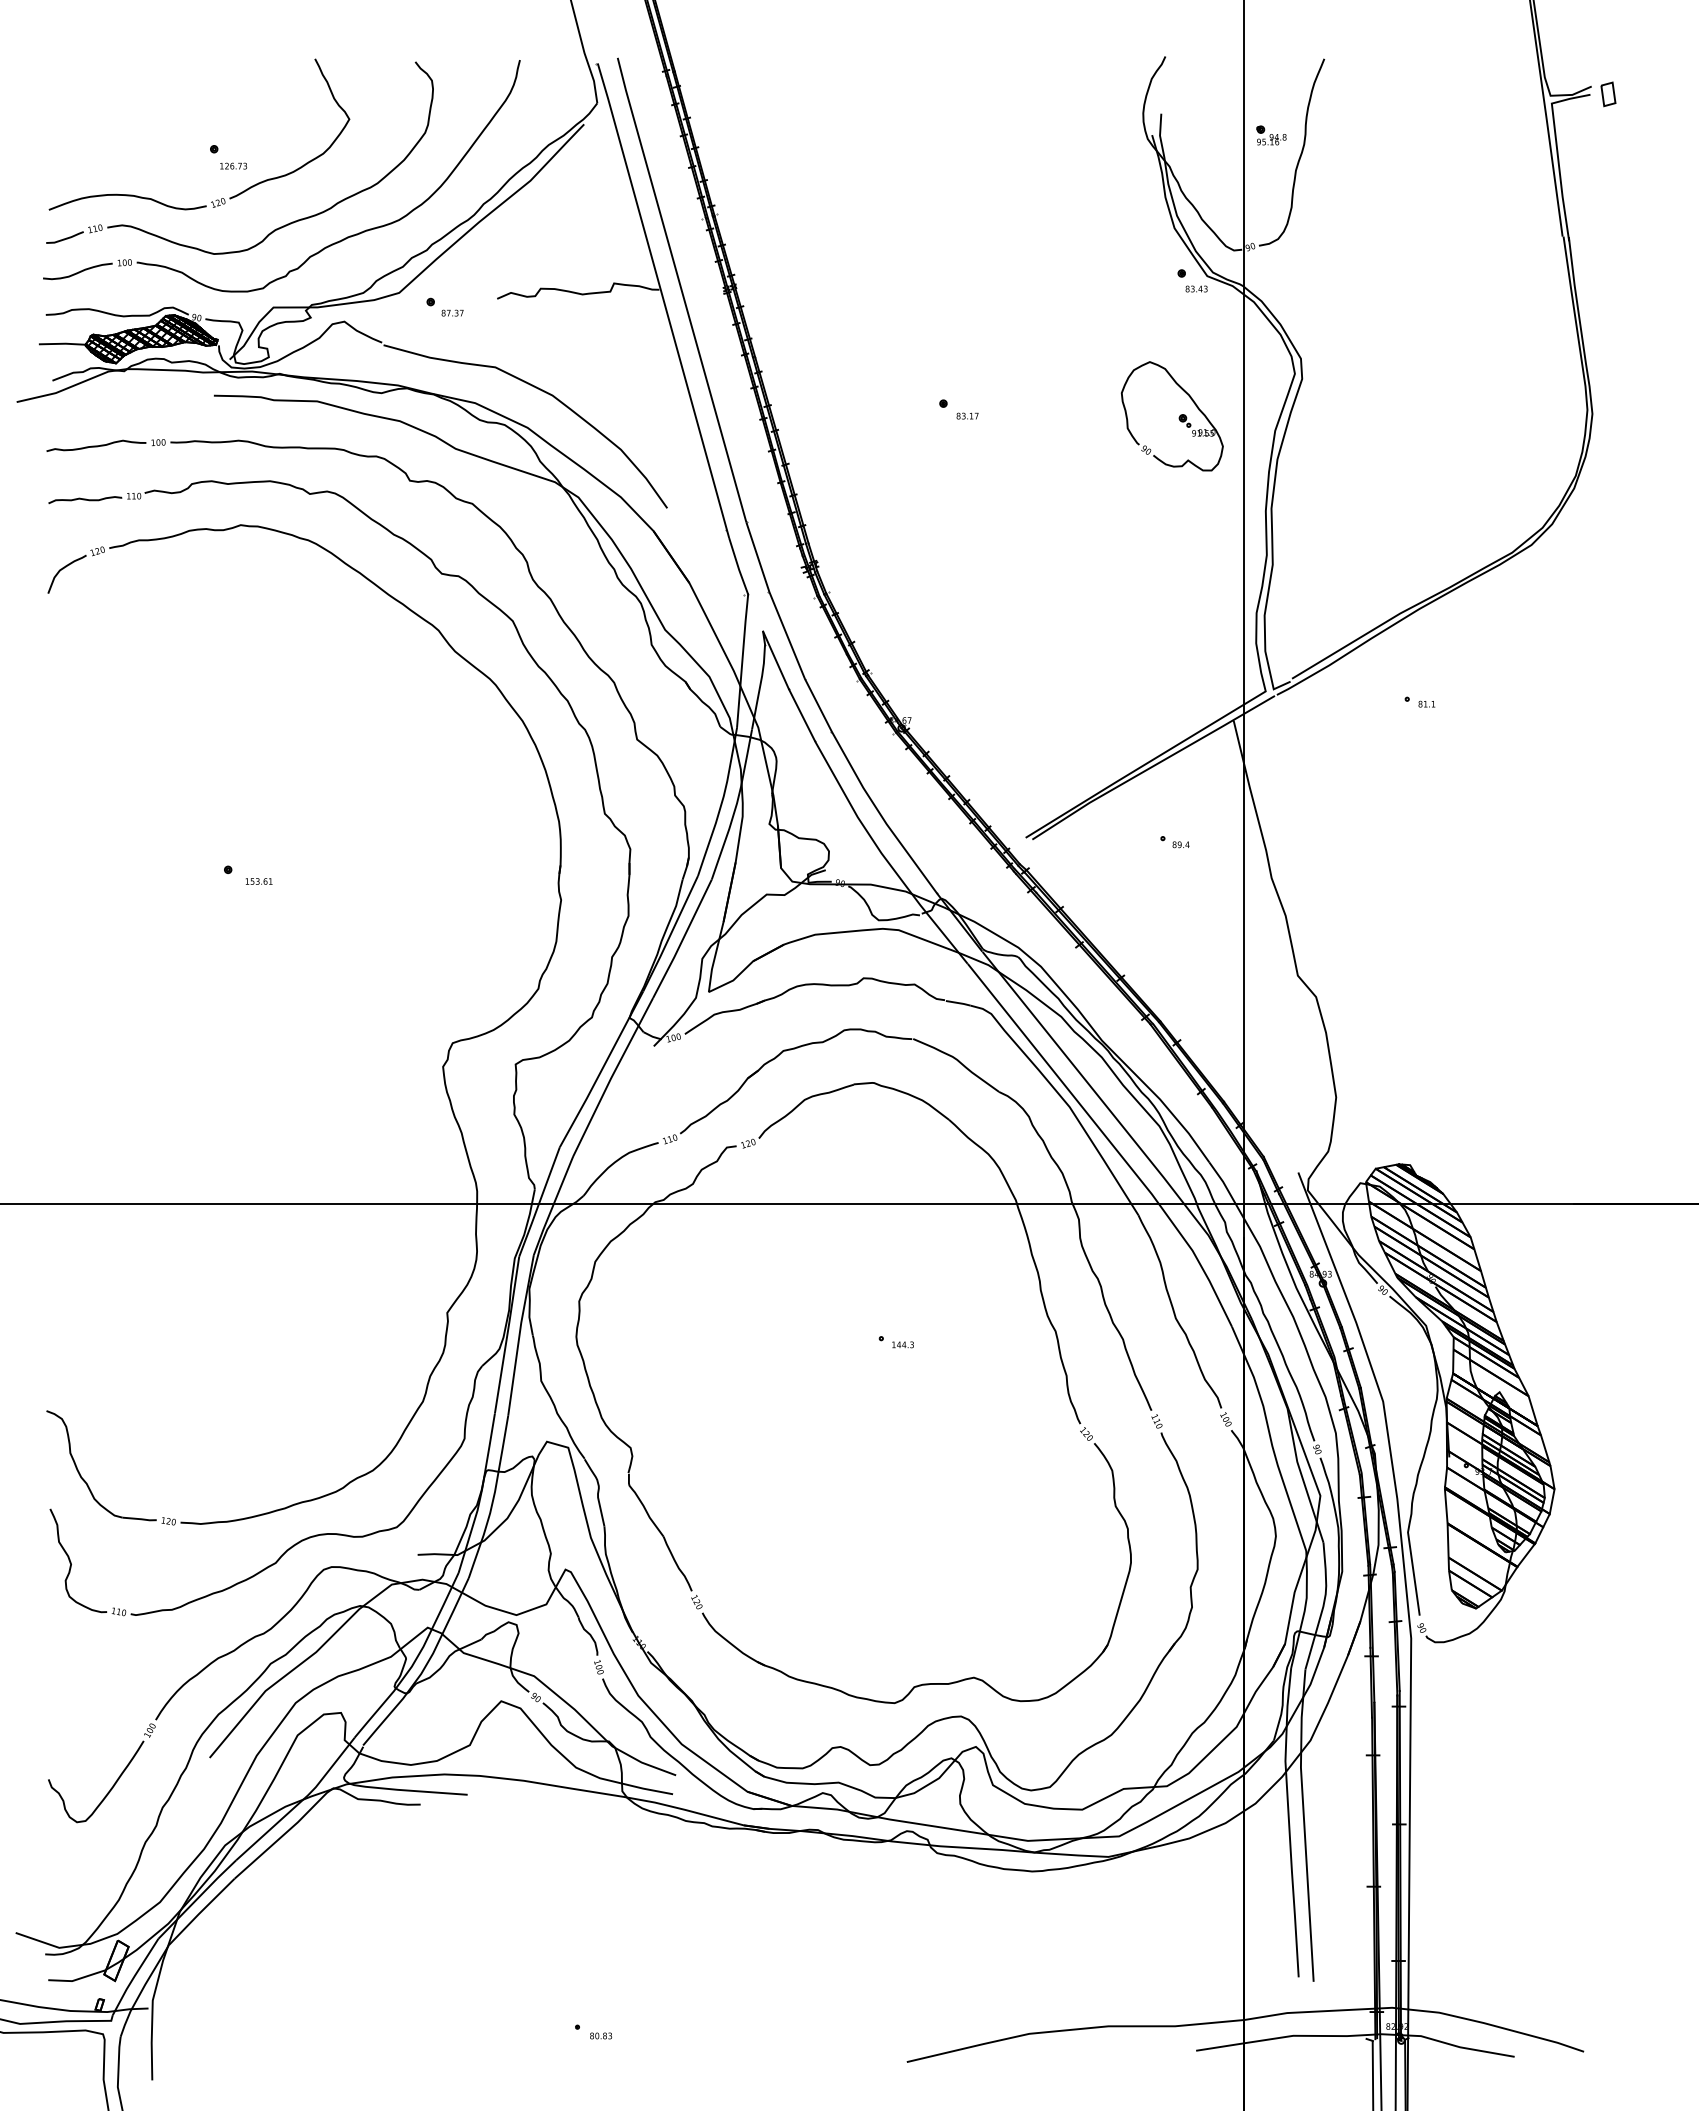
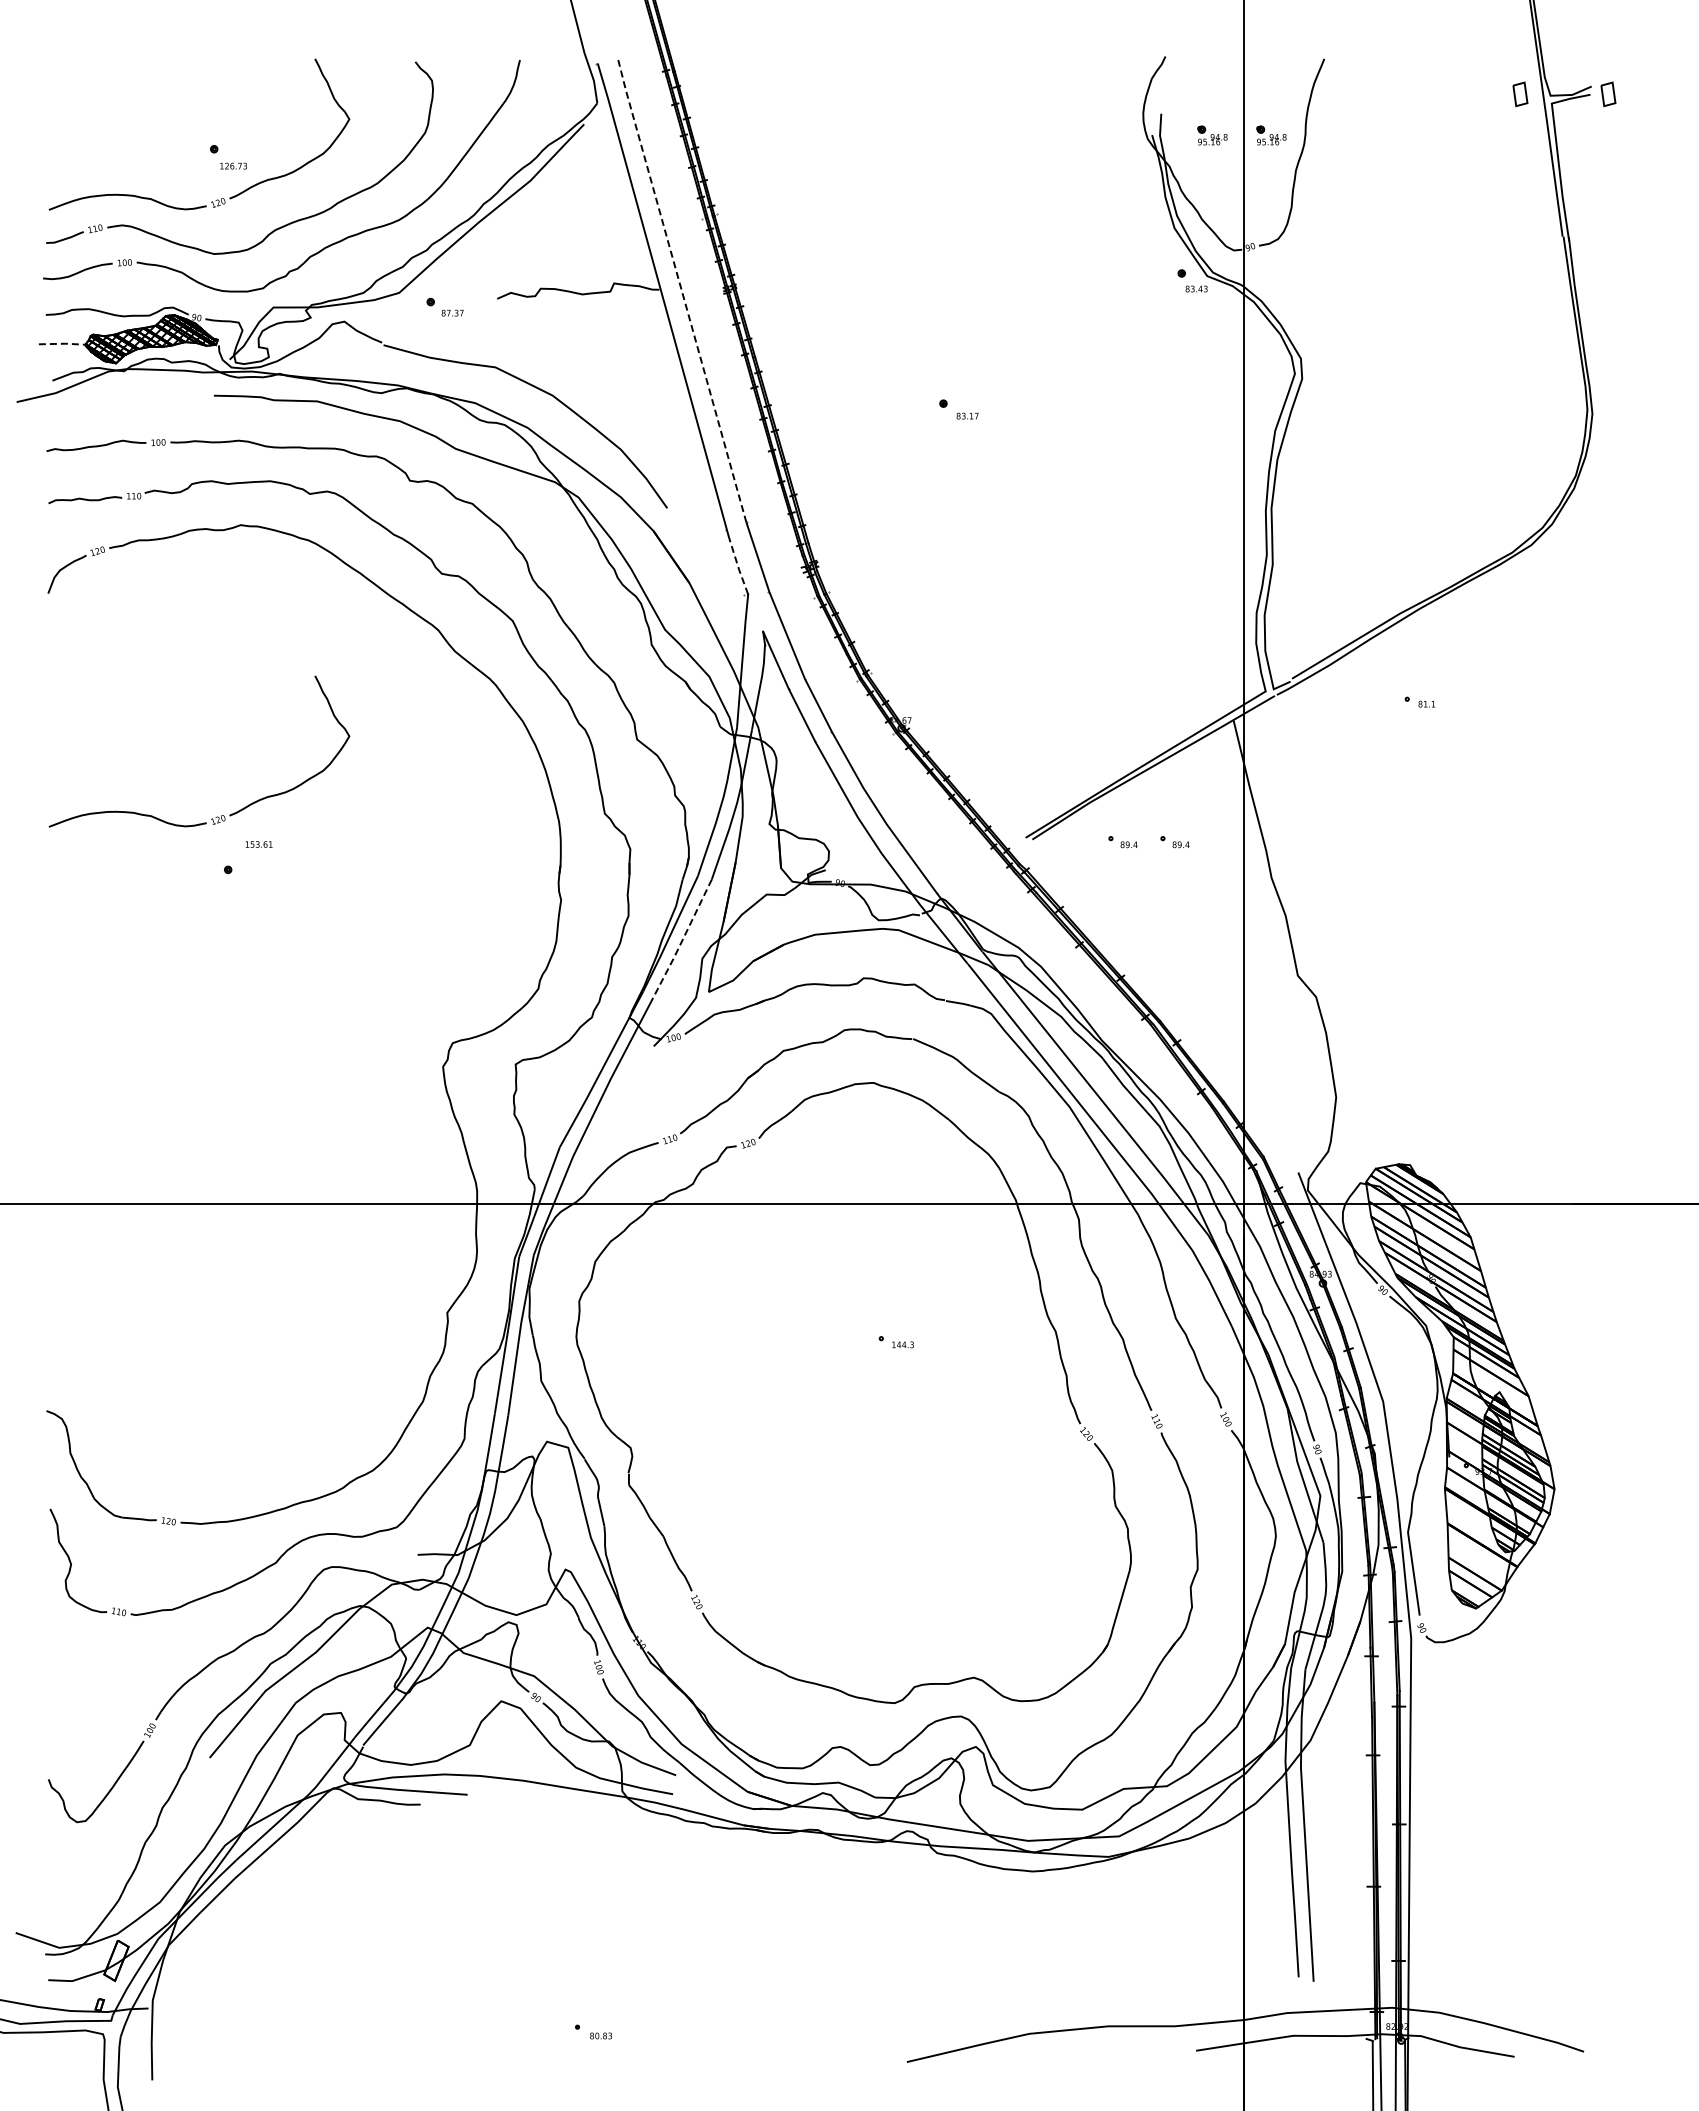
part: none -> present (1520, 94)
part: none -> present (1212, 135)
line: solid -> dashed (681, 289)
line: solid -> dashed (63, 343)
part: present -> none (1178, 417)
line: solid -> dashed (738, 566)
part: none -> present (217, 816)
part: none -> present (1122, 842)
text position: (258, 881) -> (258, 844) (258, 844)
line: solid -> dashed (682, 939)
